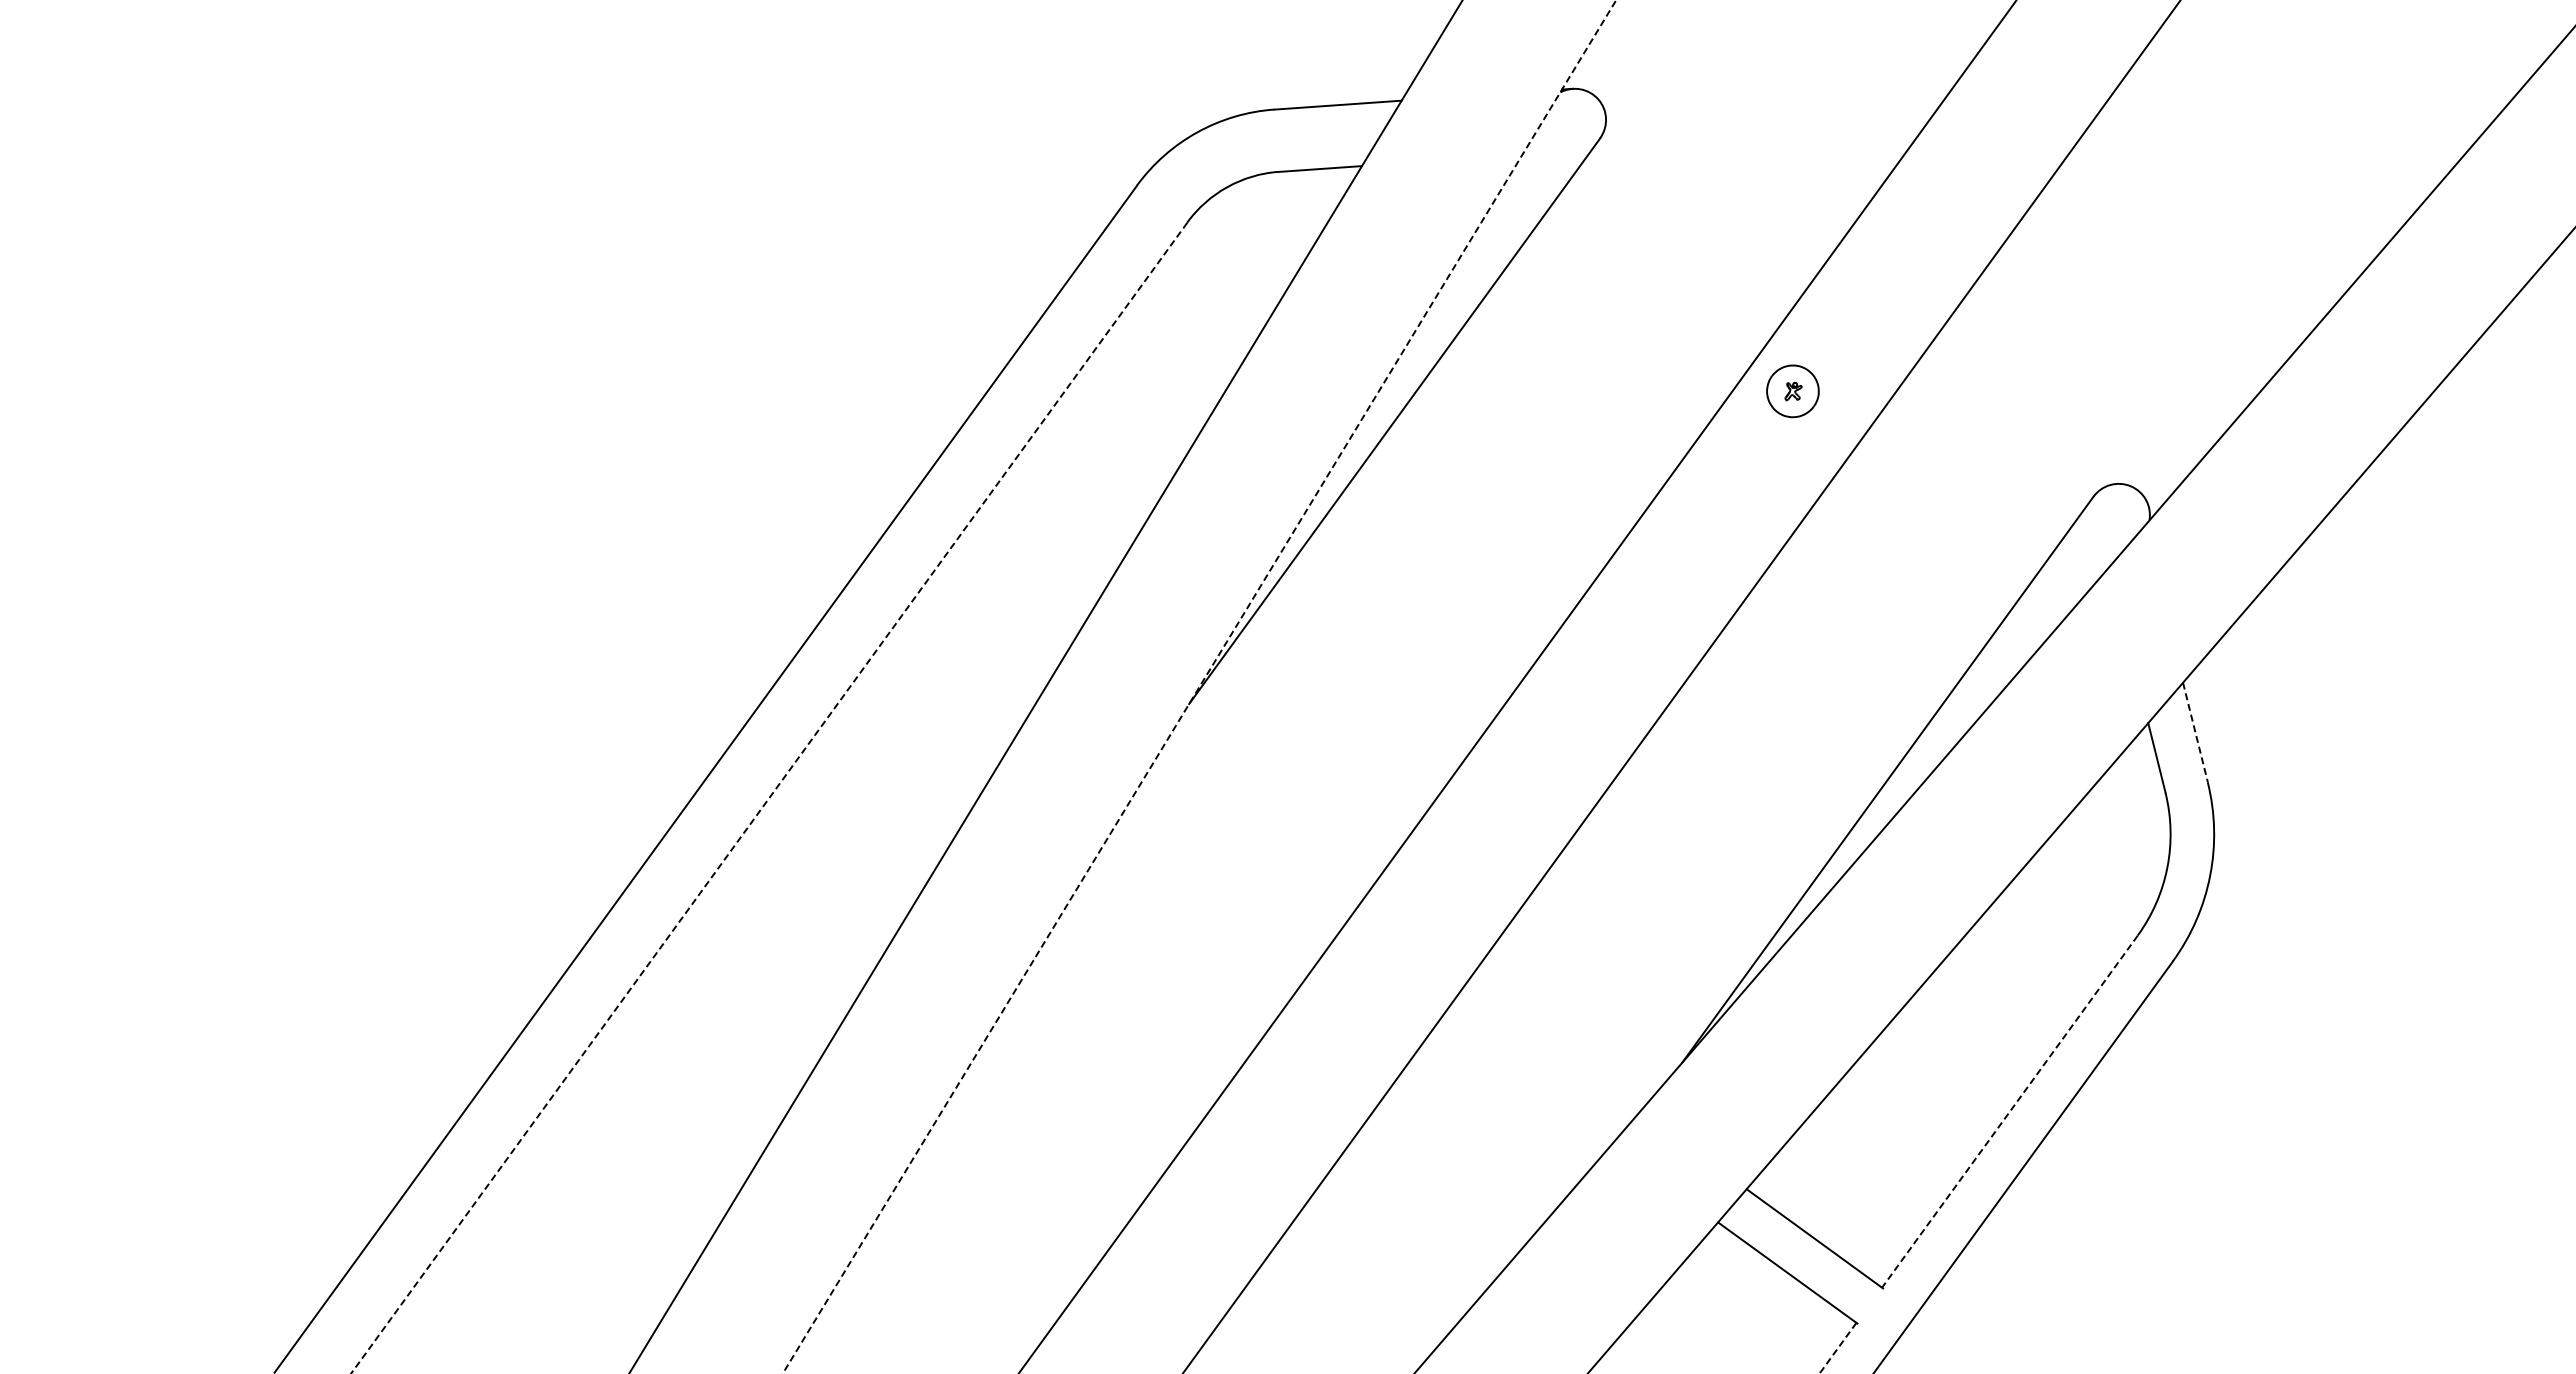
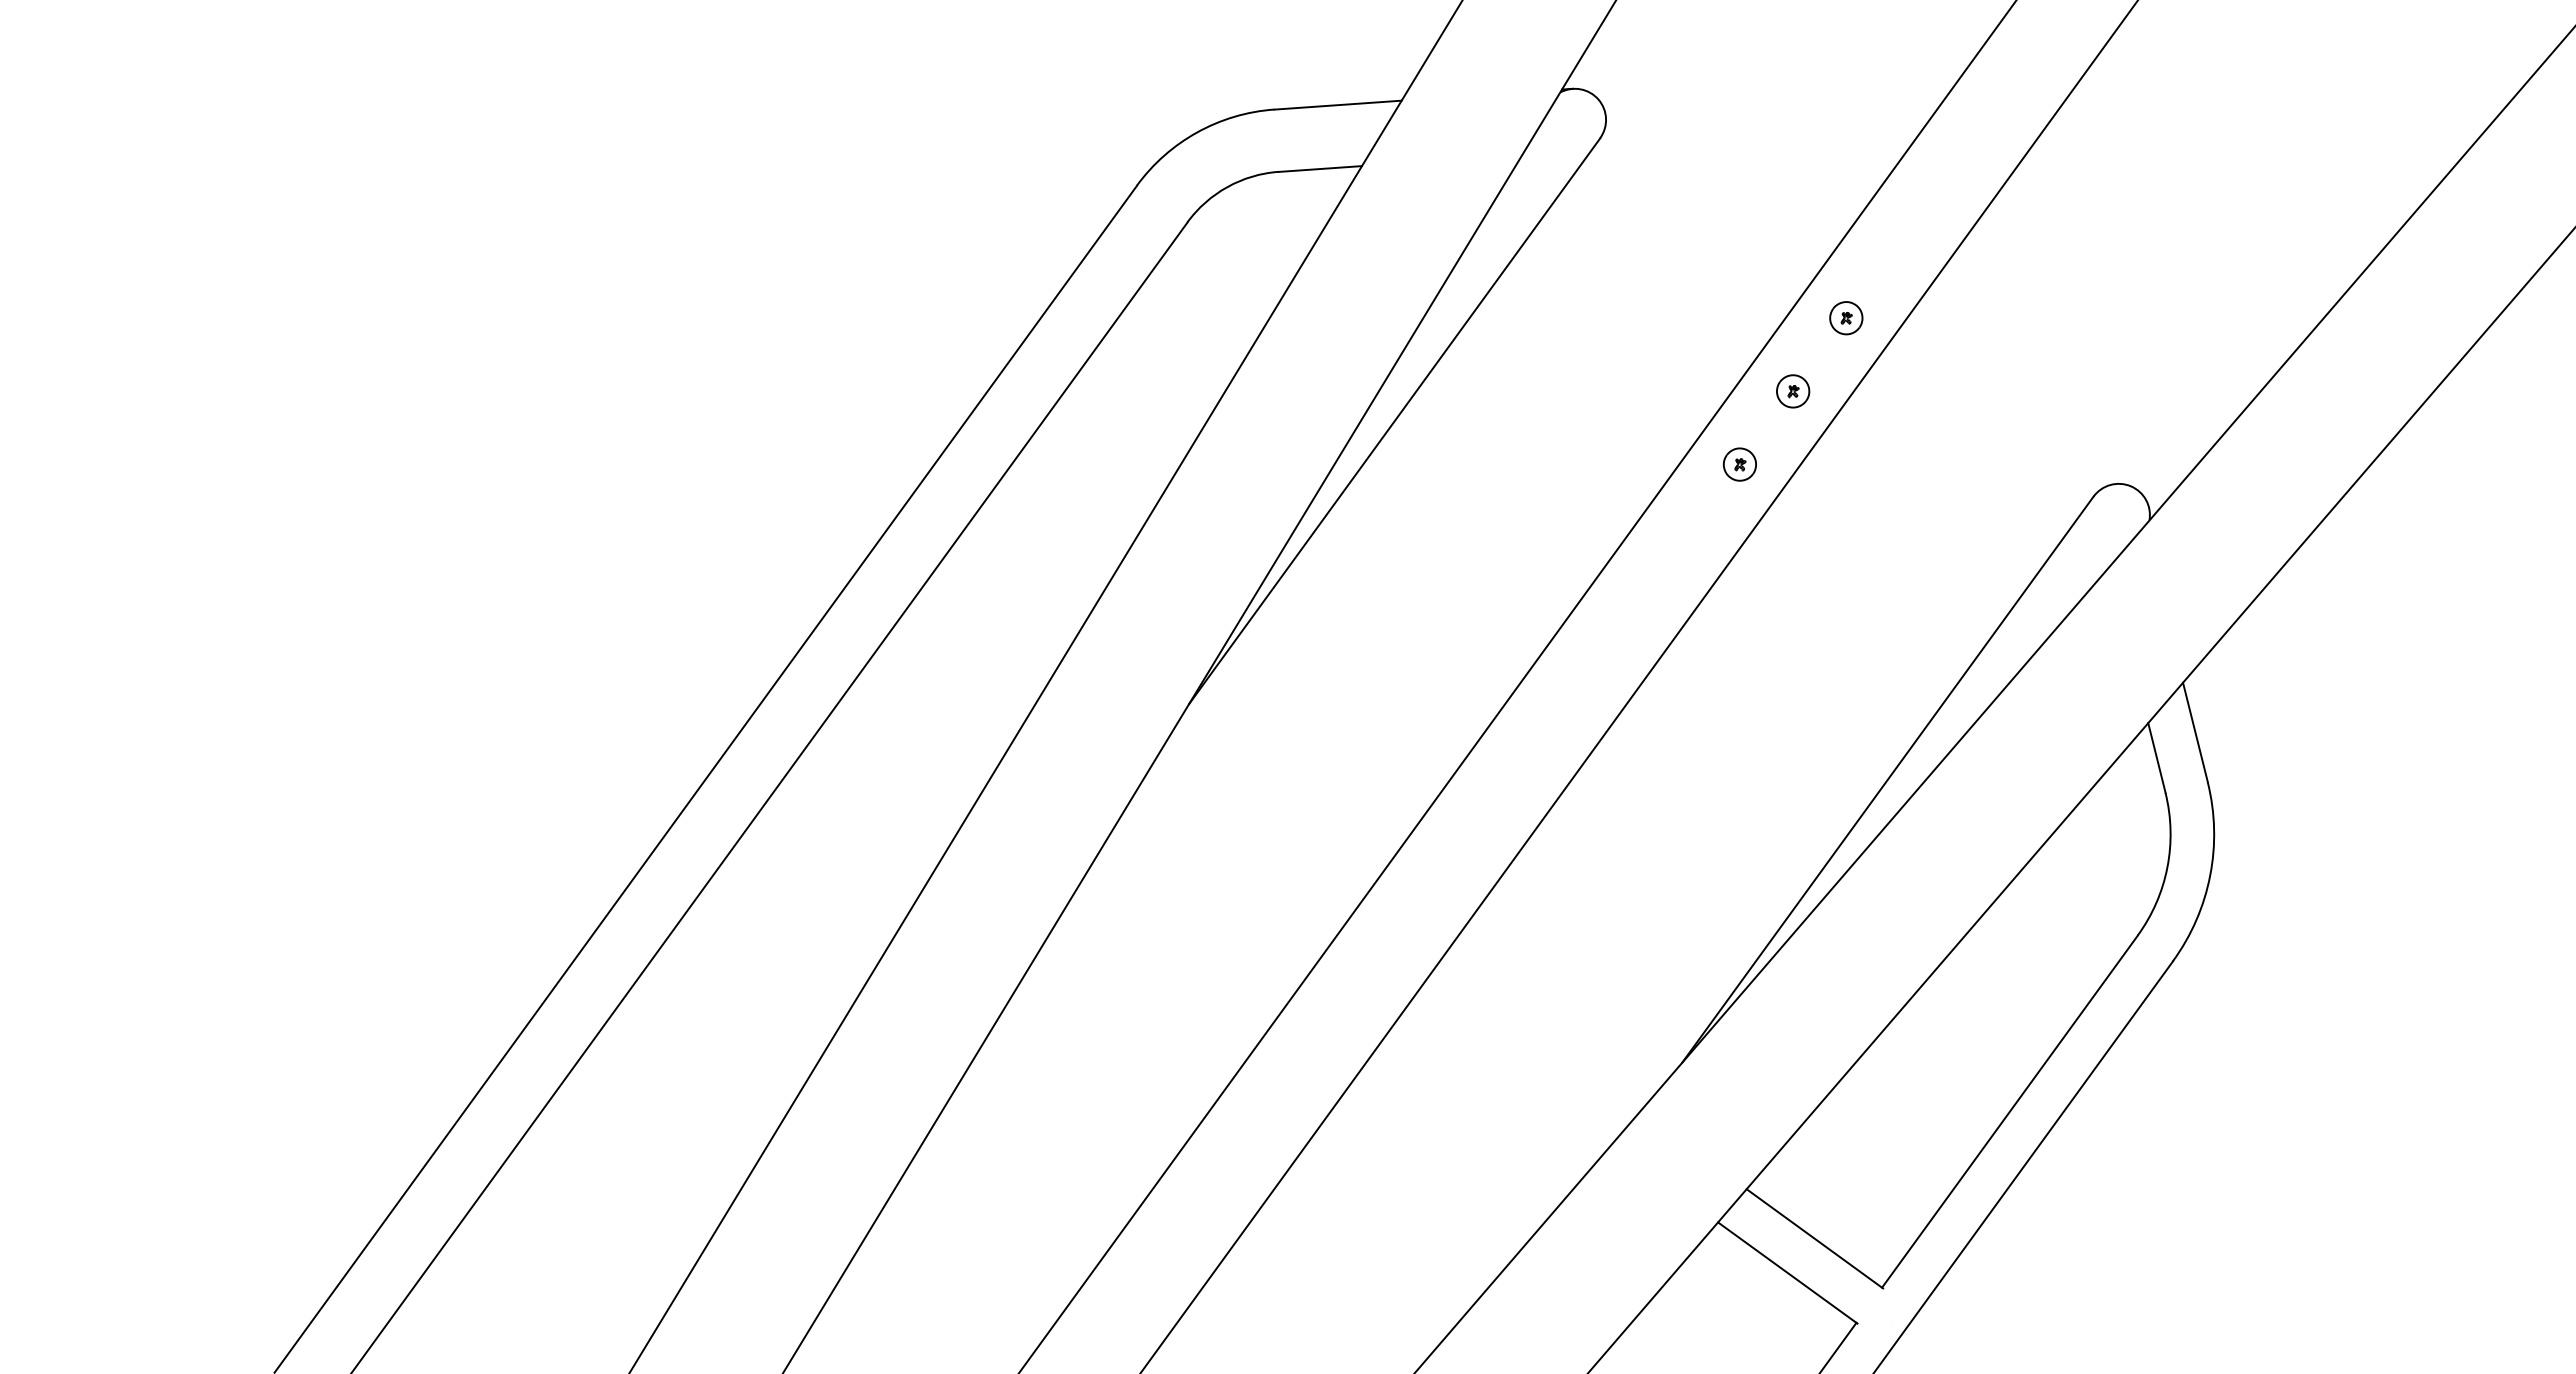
part: none -> present (1846, 318)
part size: 54x55 px -> 35x35 px (1793, 391)
part: none -> present (1739, 464)
line position: (1681, 686) -> (1639, 686) (1639, 686)
line: dashed -> solid (1199, 687)
line: dashed -> solid (2195, 732)
line: dashed -> solid (768, 798)
line: dashed -> solid (2009, 1111)
line: dashed -> solid (1837, 1348)
